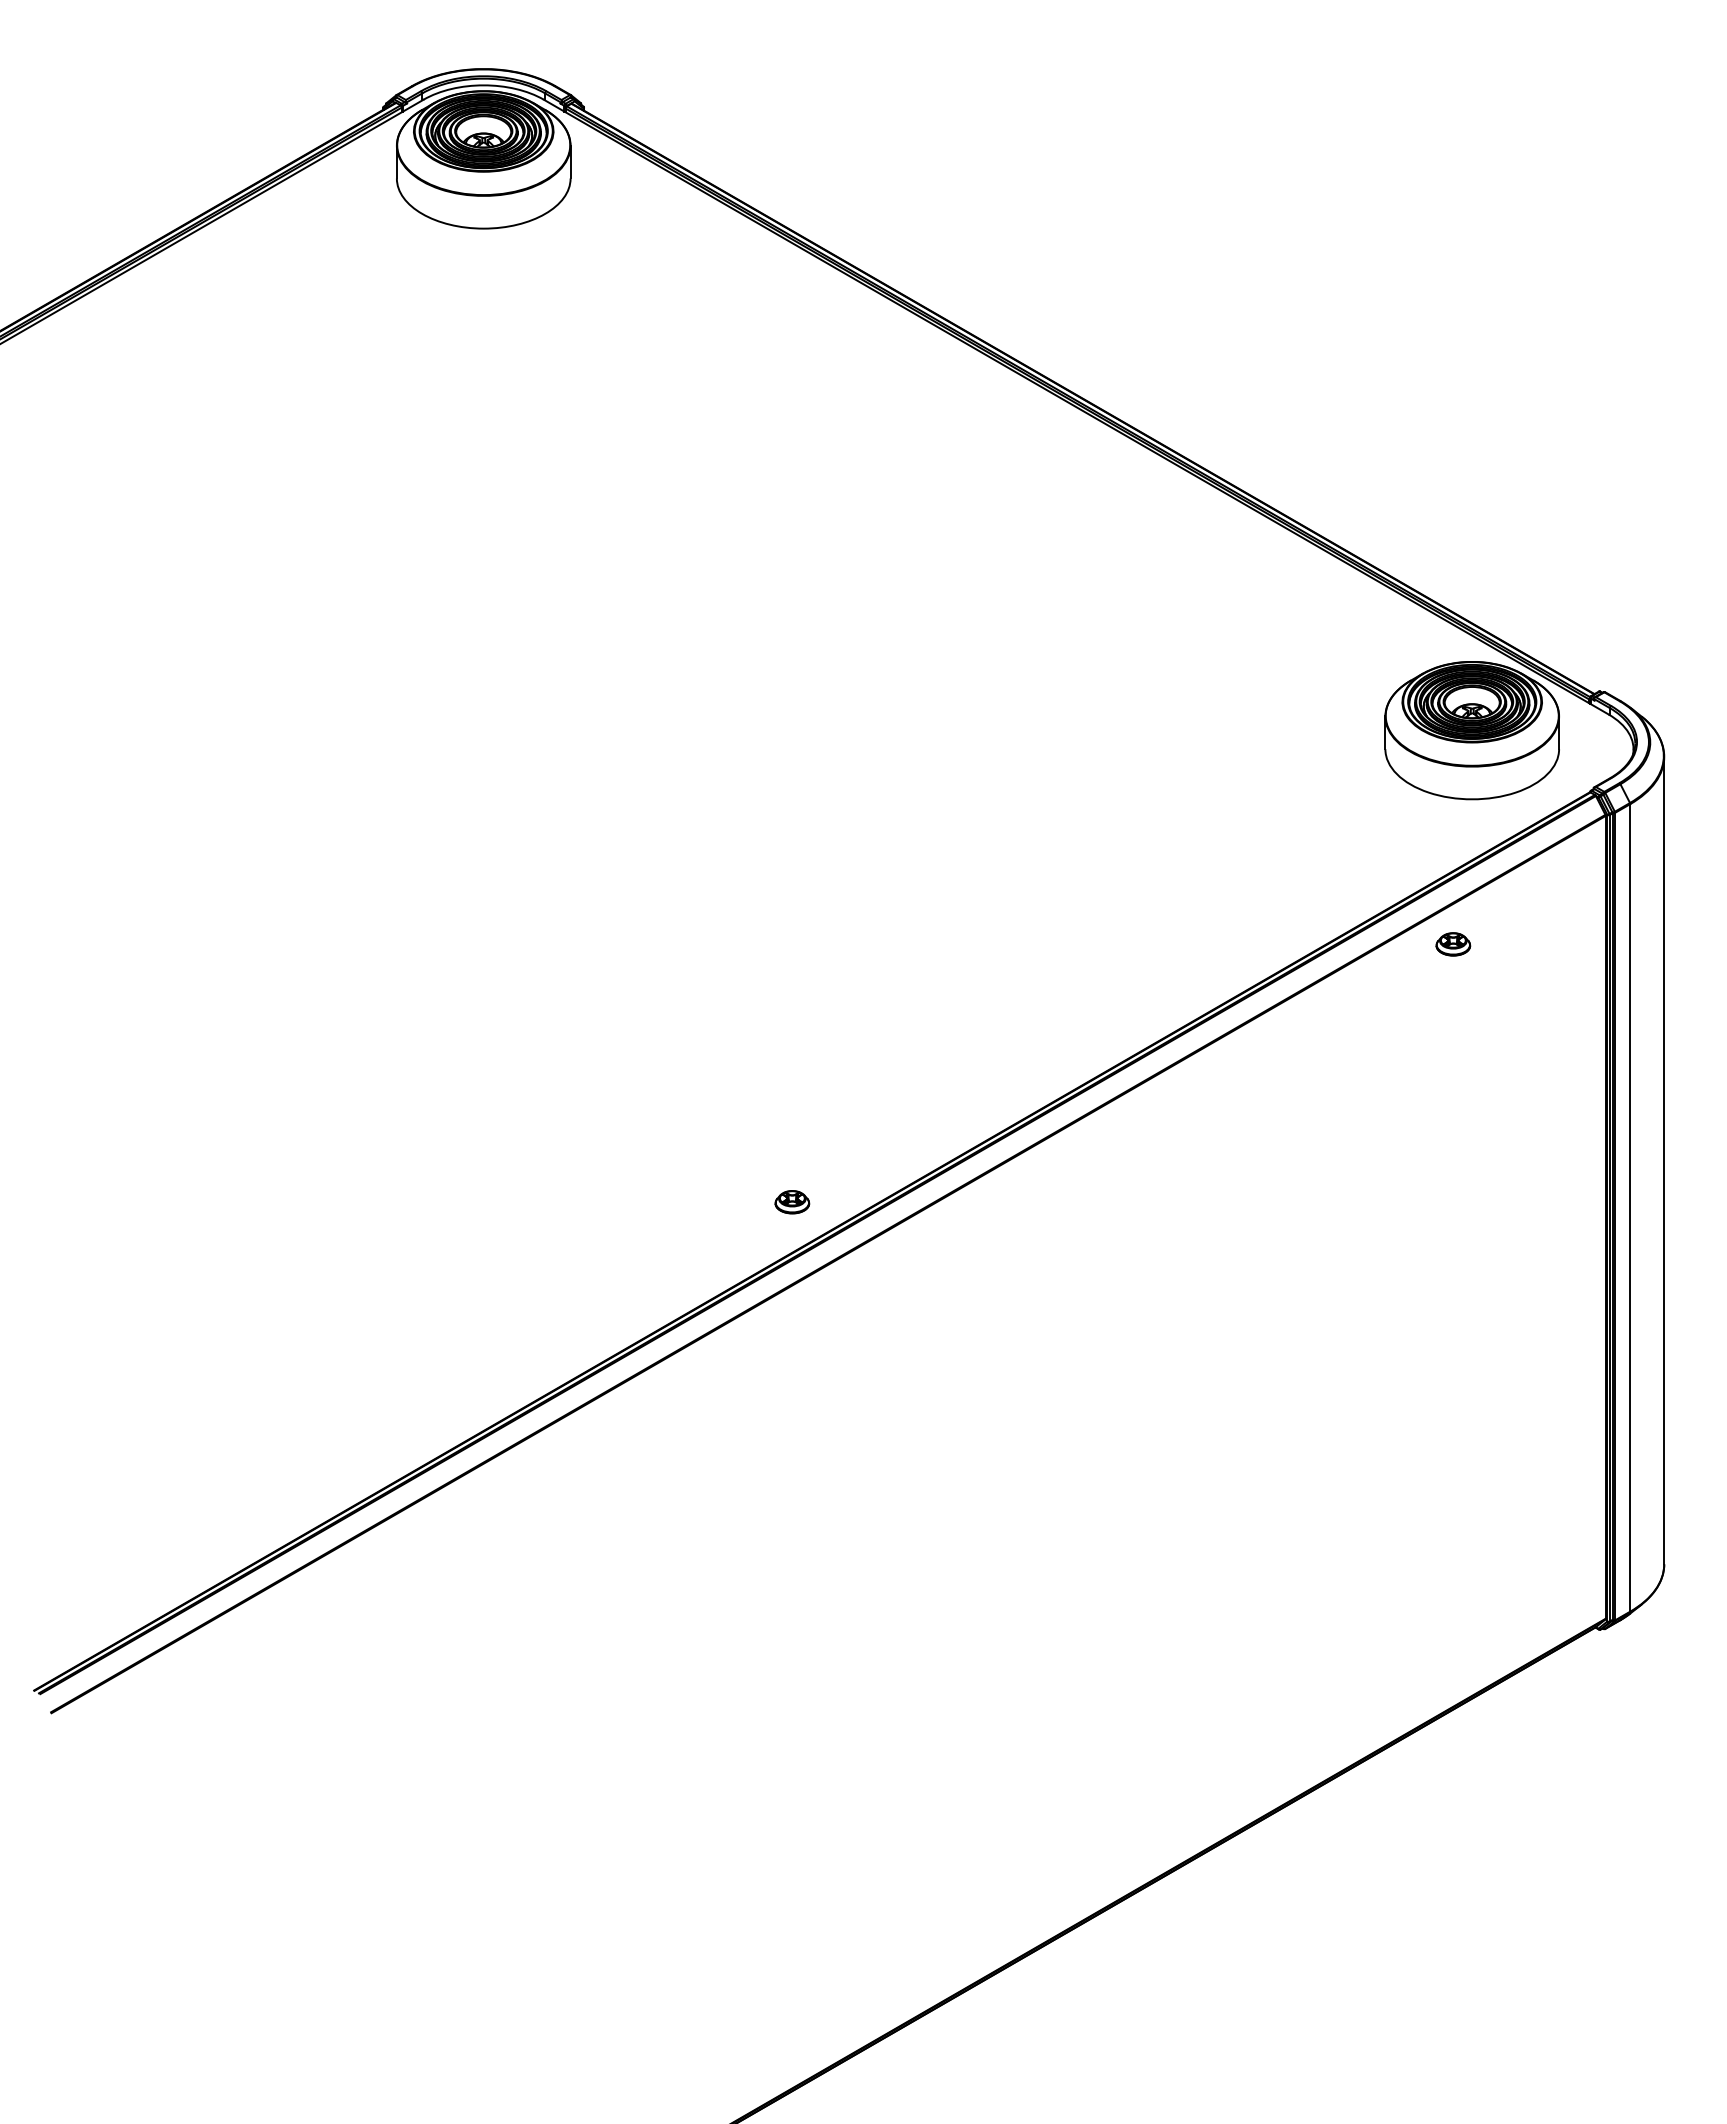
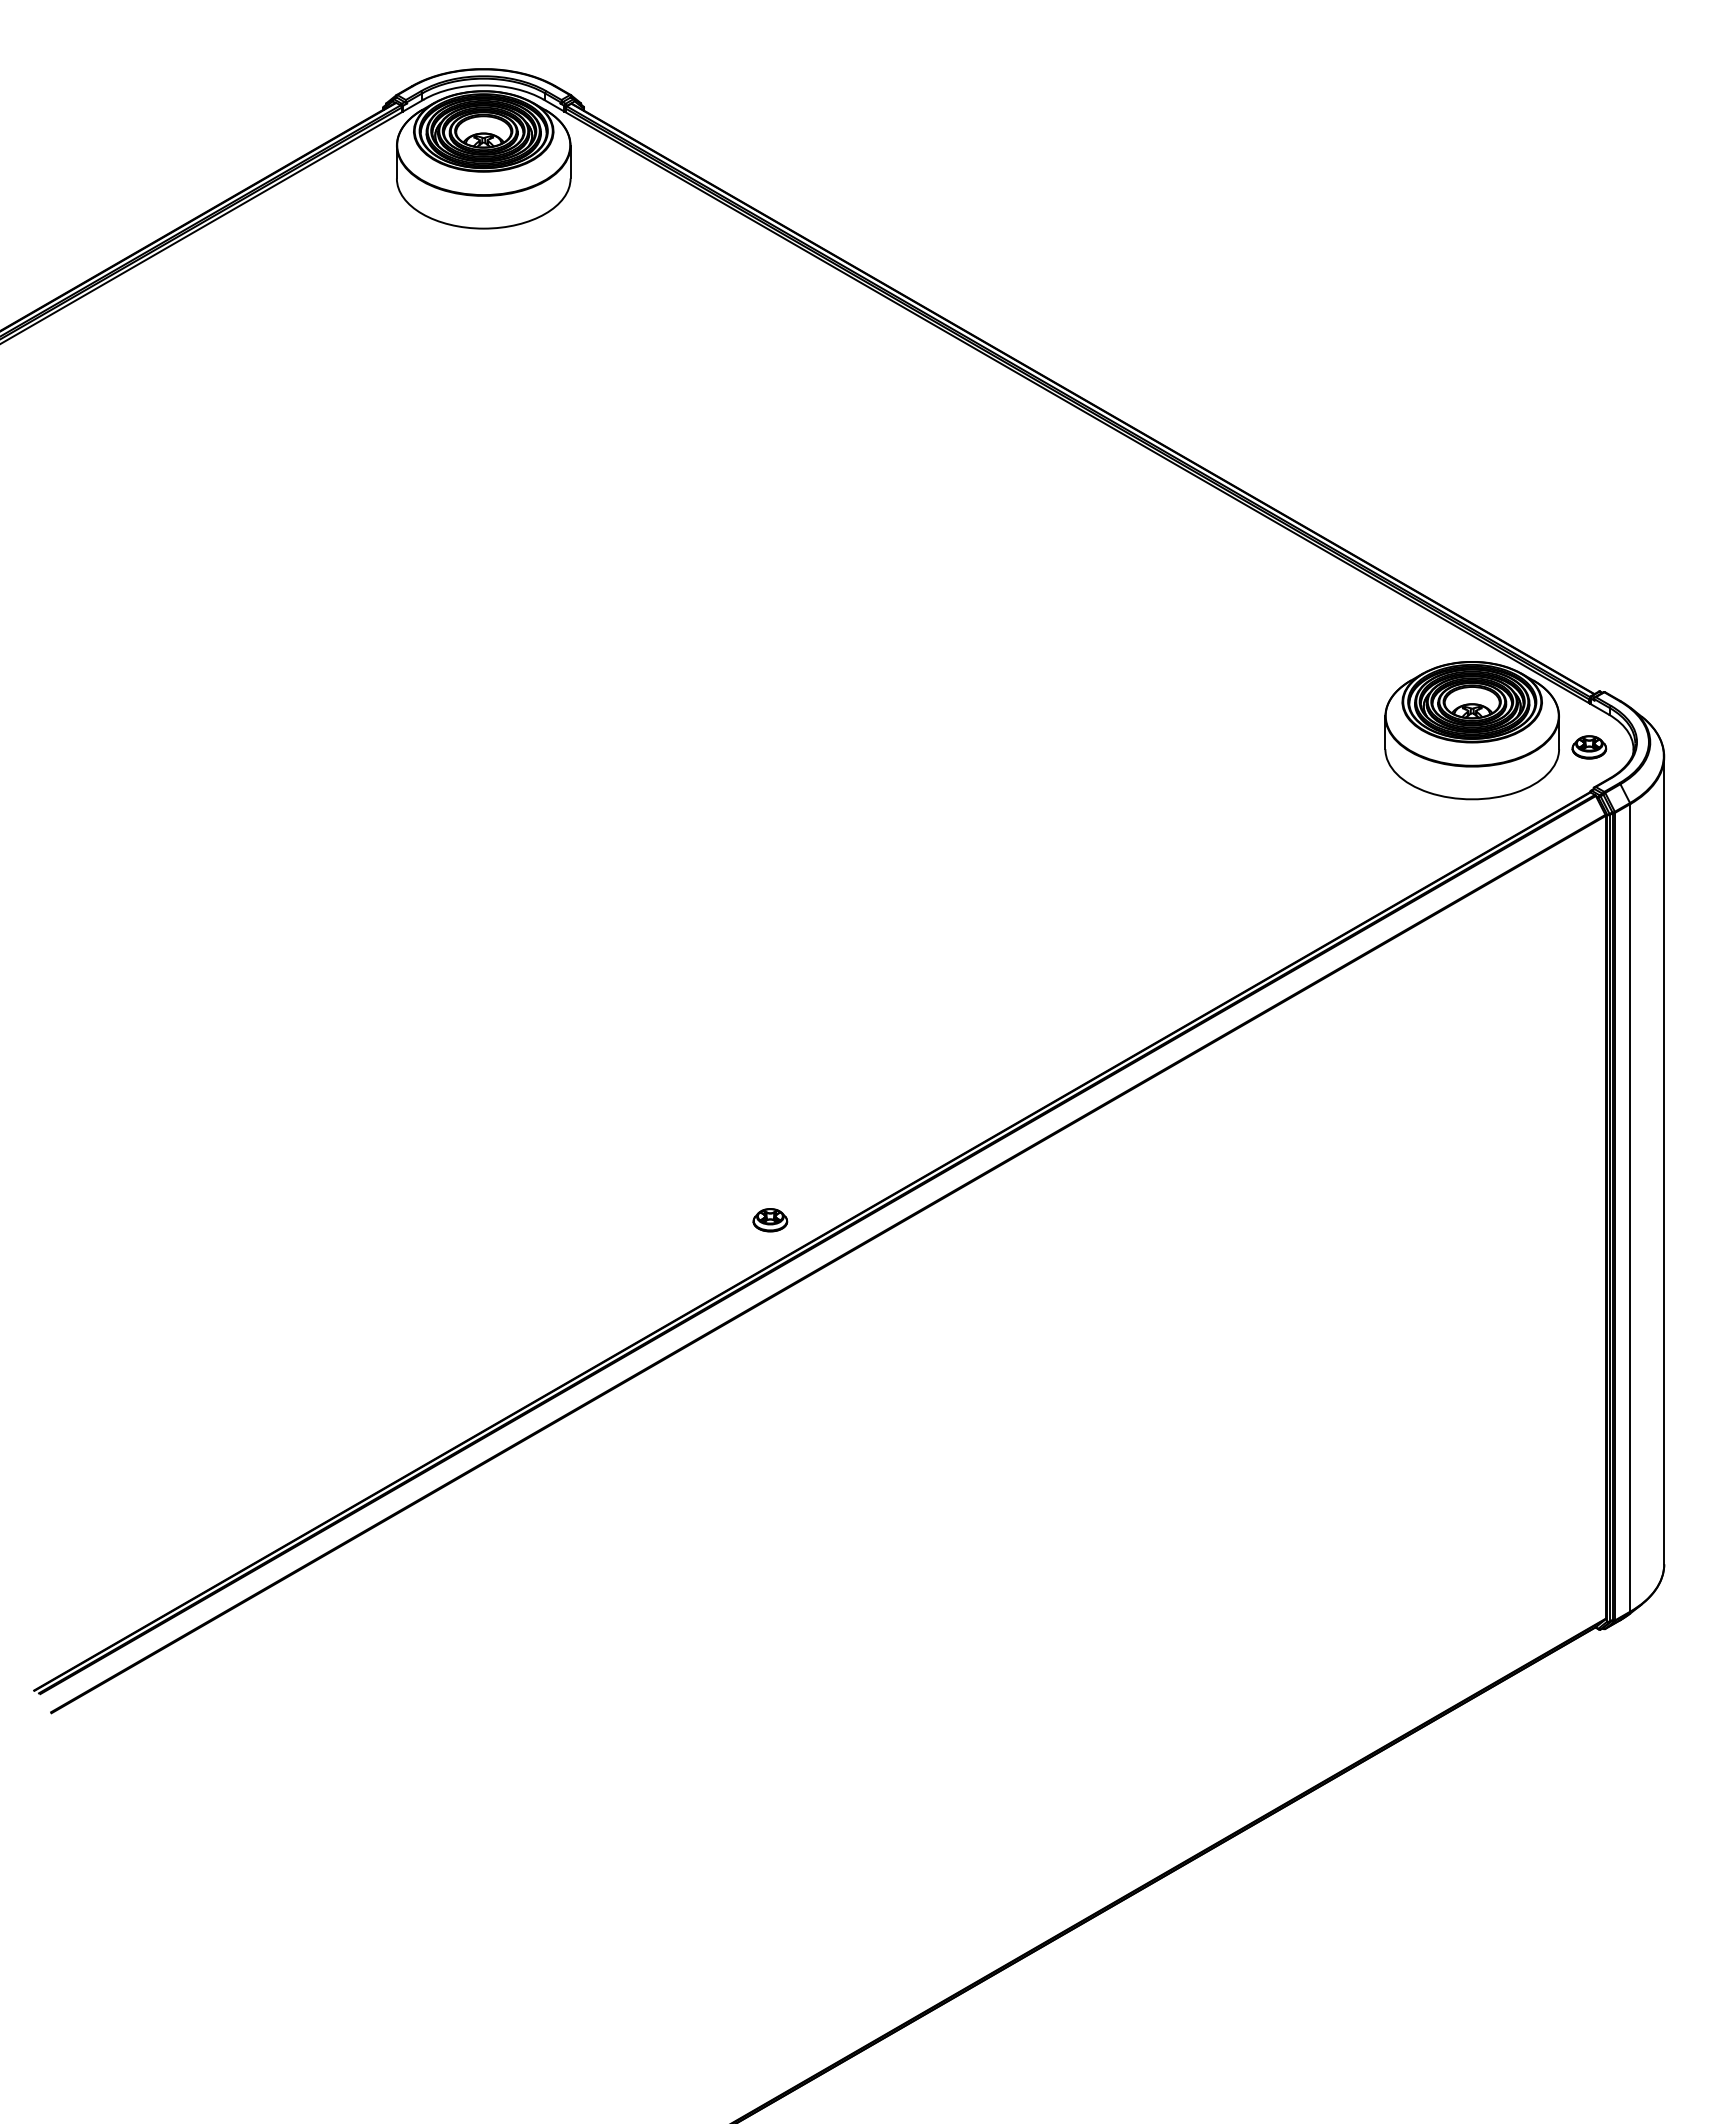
part position: (1453, 944) -> (1589, 747) (1589, 747)
part position: (792, 1202) -> (770, 1220) (770, 1220)
